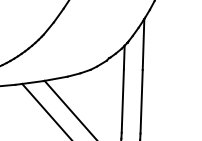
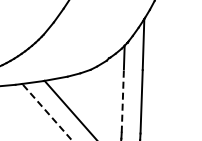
line: solid -> dashed (122, 101)
line: solid -> dashed (47, 112)
